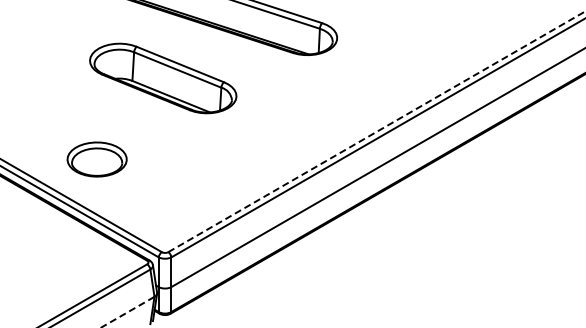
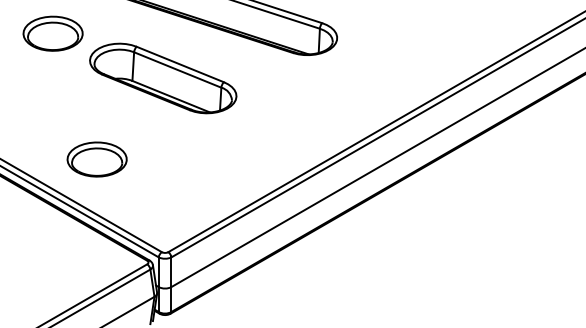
part: none -> present (52, 33)
line: dashed -> solid (376, 131)
line: dashed -> solid (127, 312)
